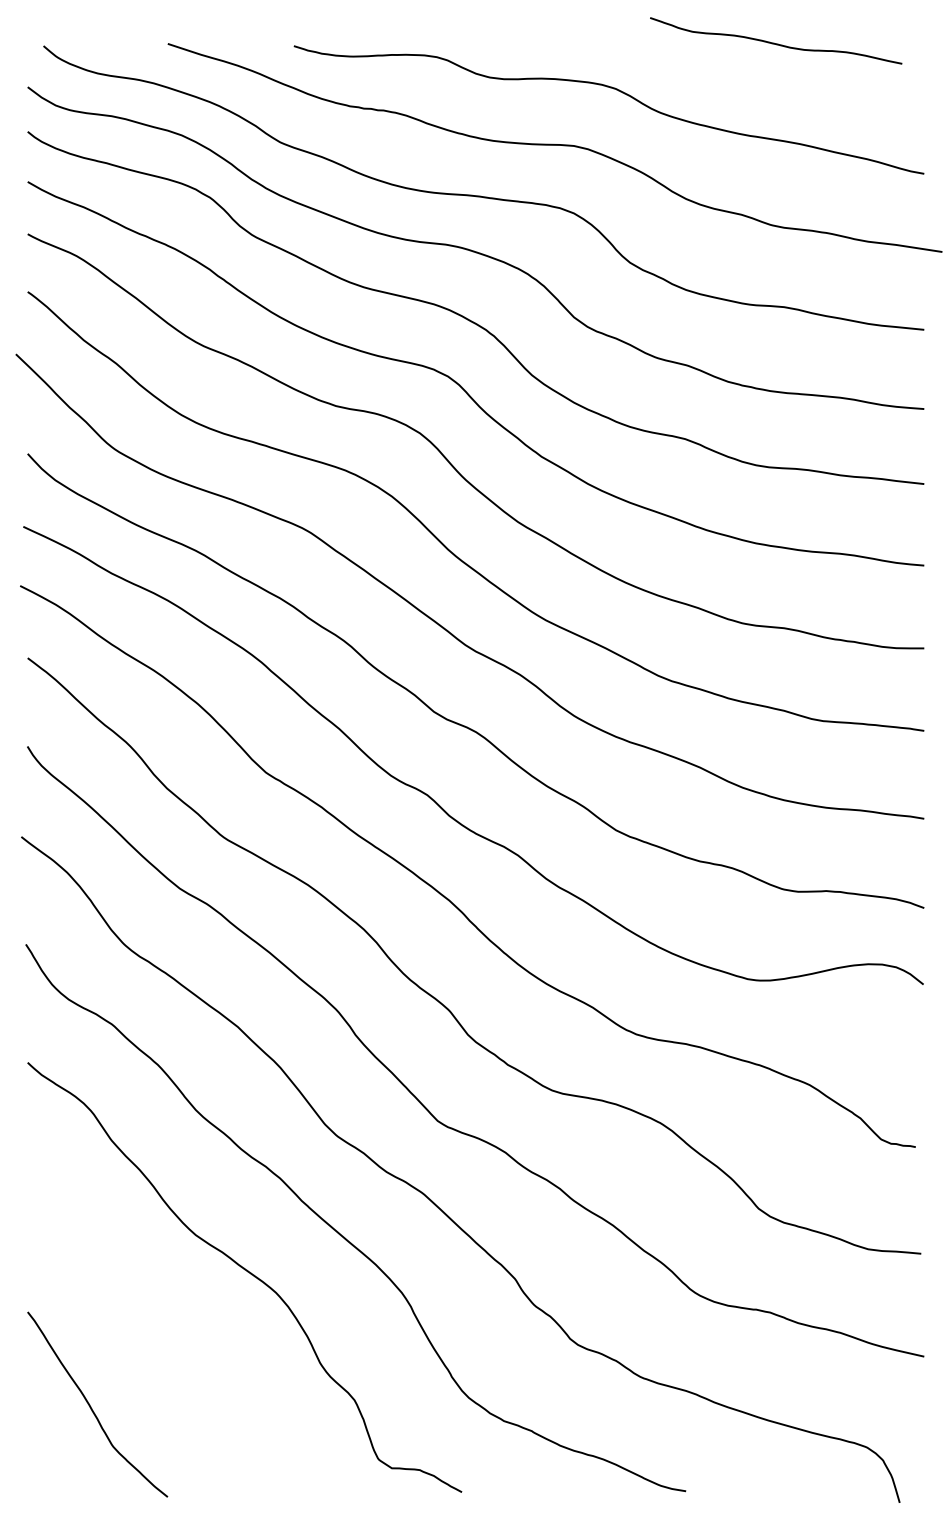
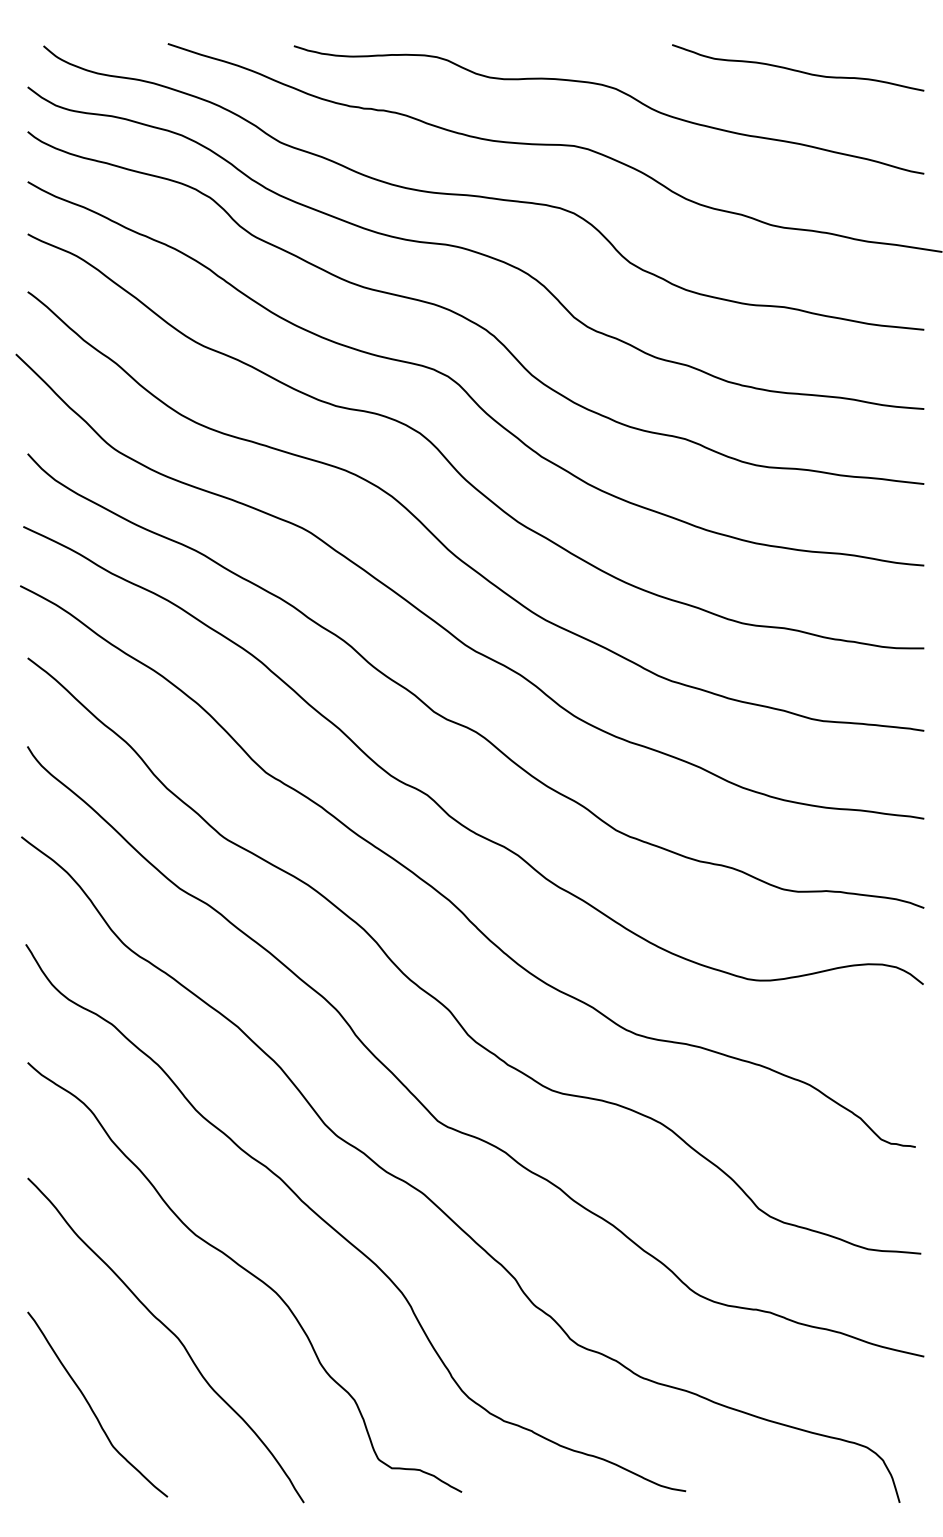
curve position: (774, 42) -> (796, 69) (796, 69)
curve: none -> present (171, 1333)
